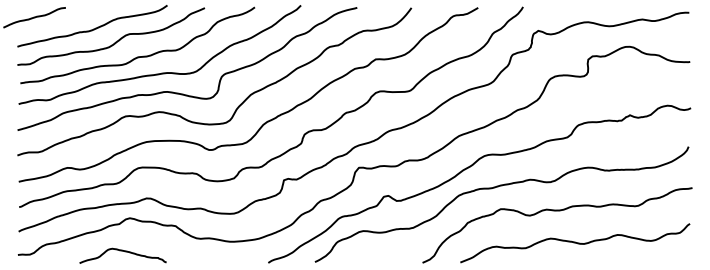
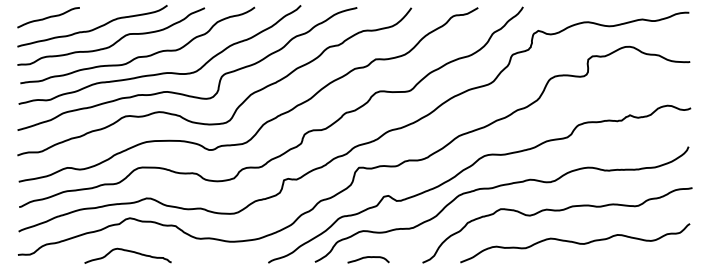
curve position: (34, 17) -> (48, 17) (48, 17)
curve position: (122, 251) -> (127, 251) (127, 251)
curve: none -> present (368, 257)
